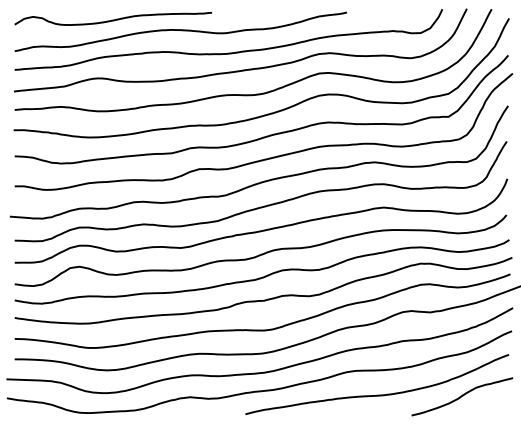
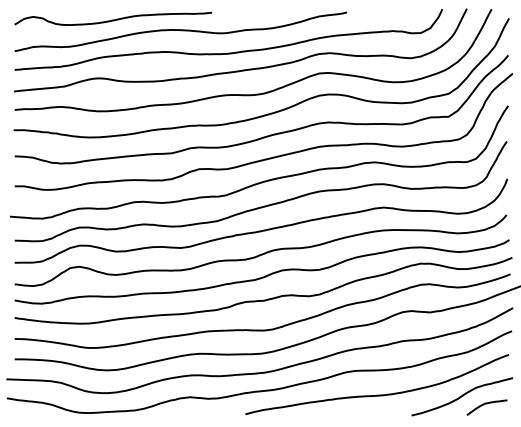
curve: none -> present (486, 404)
